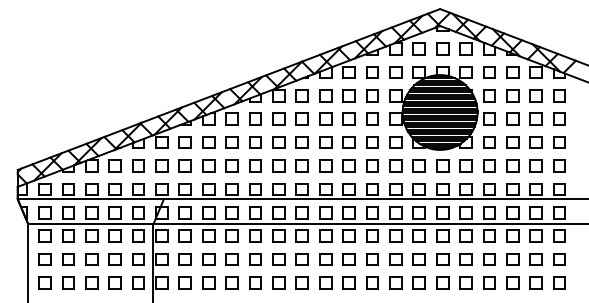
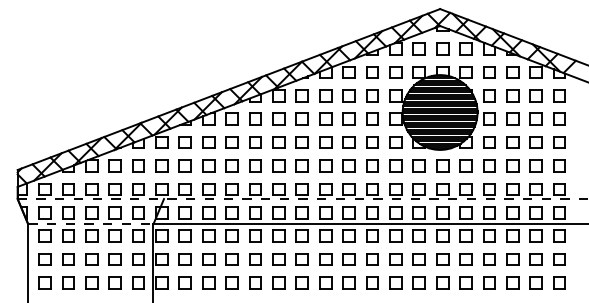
line: solid -> dashed (303, 199)
line: solid -> dashed (90, 224)
